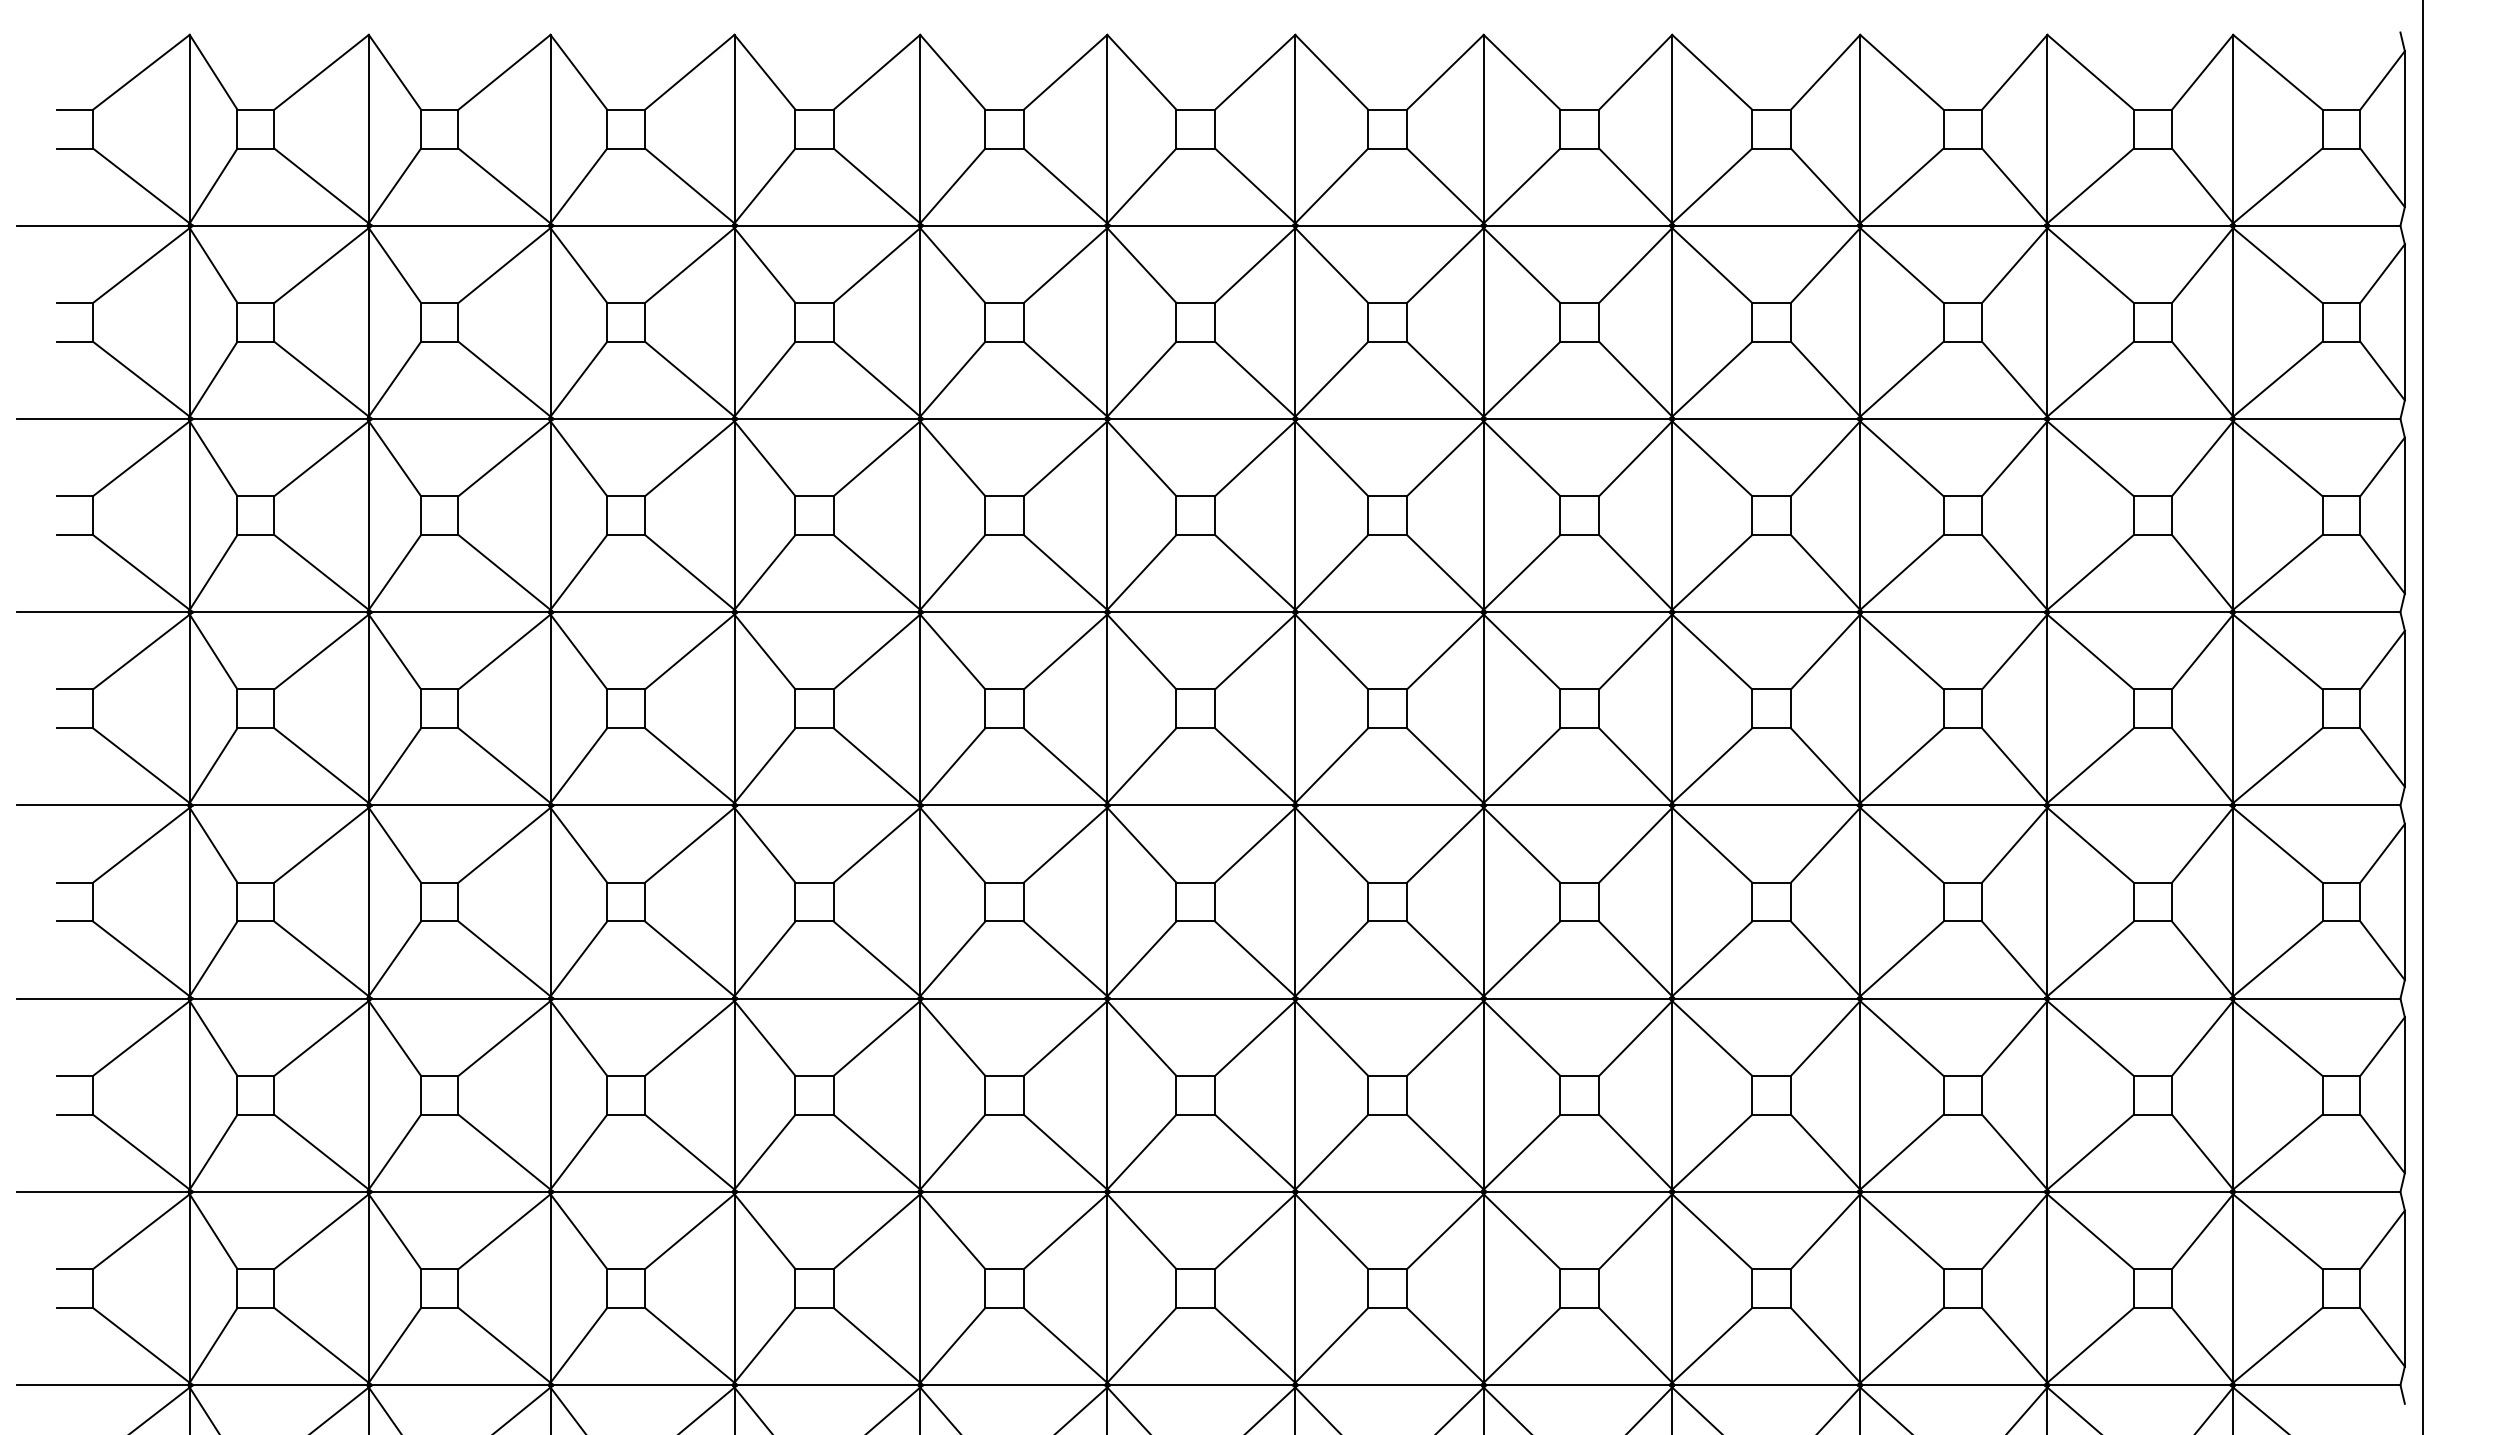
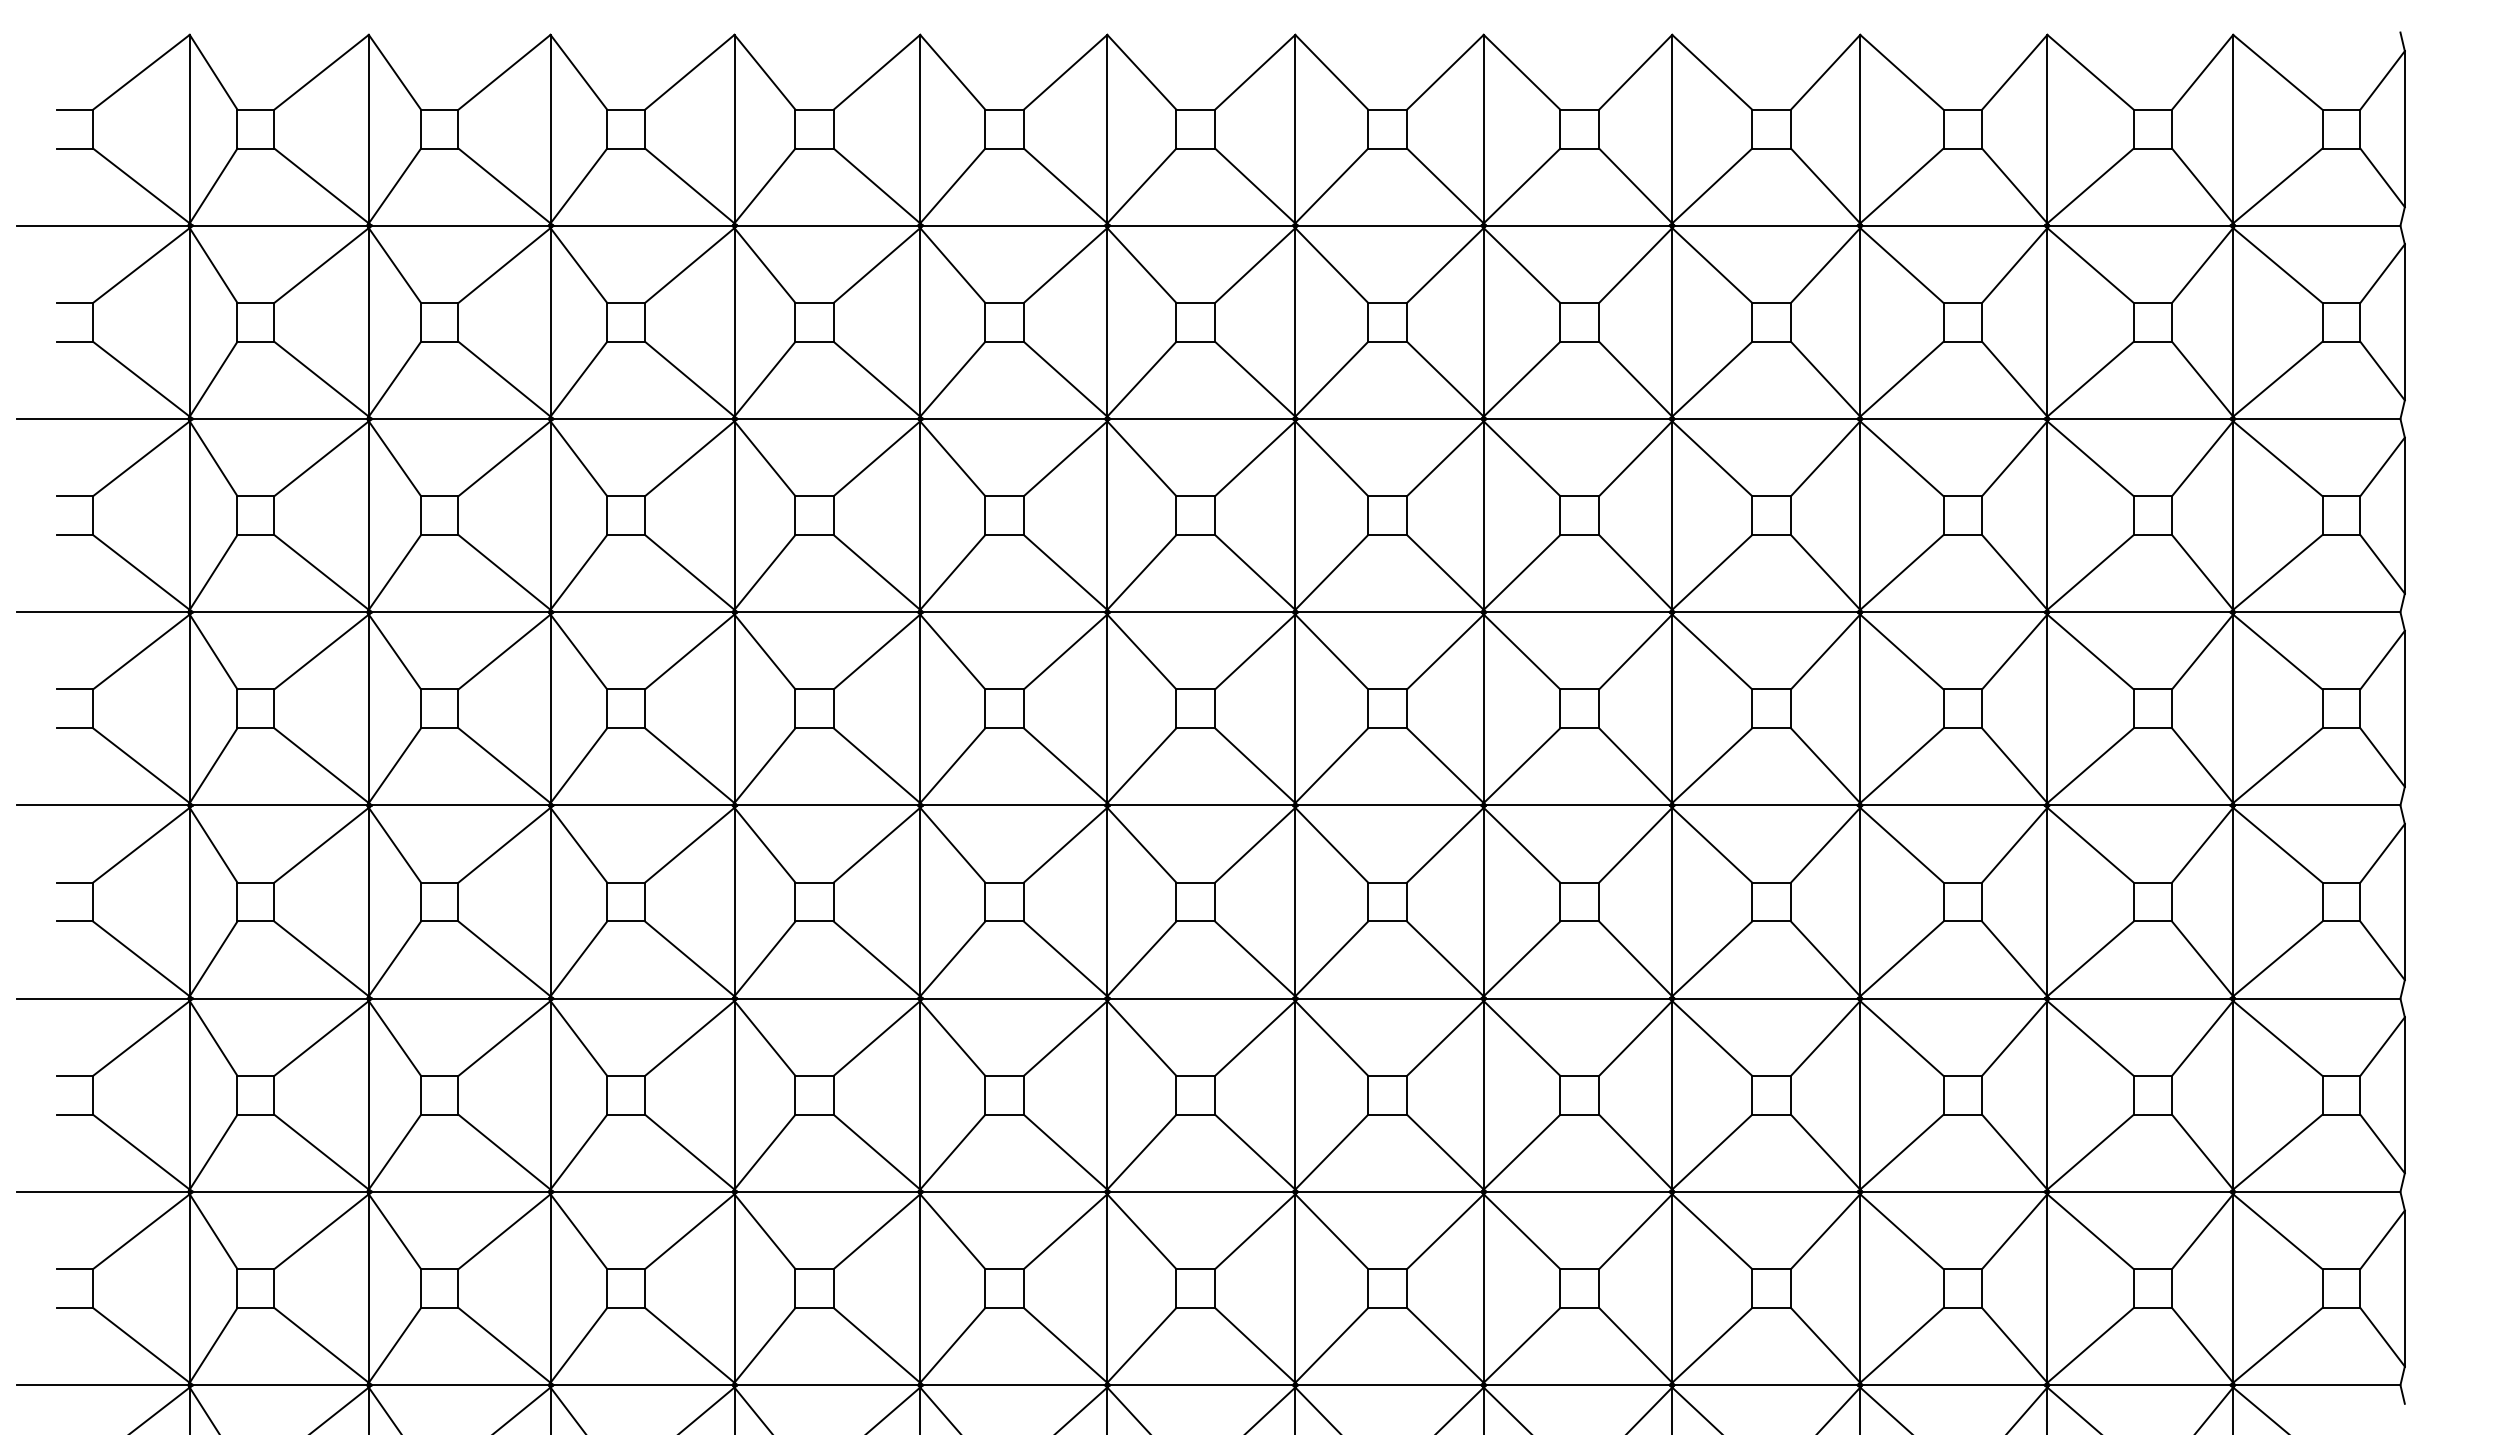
line: present -> none (2423, 716)
